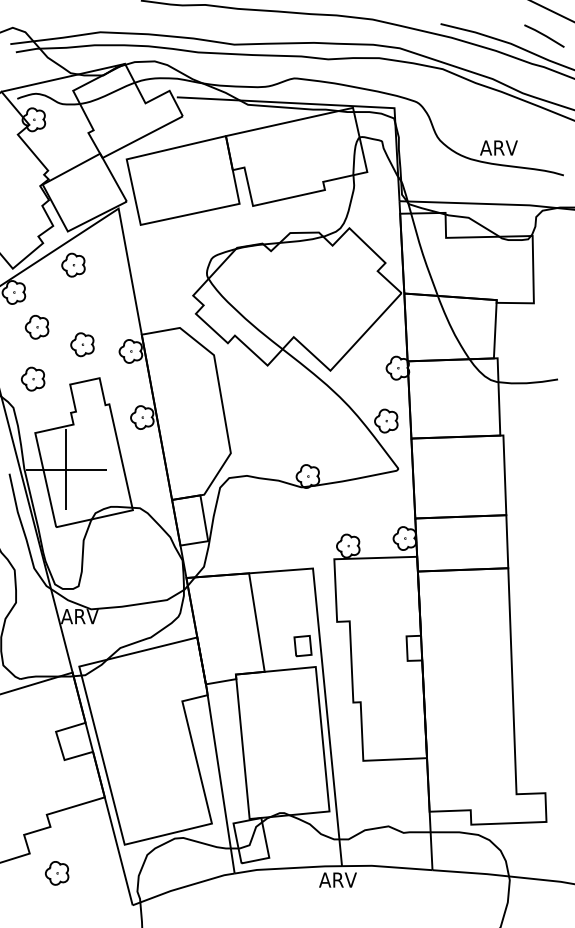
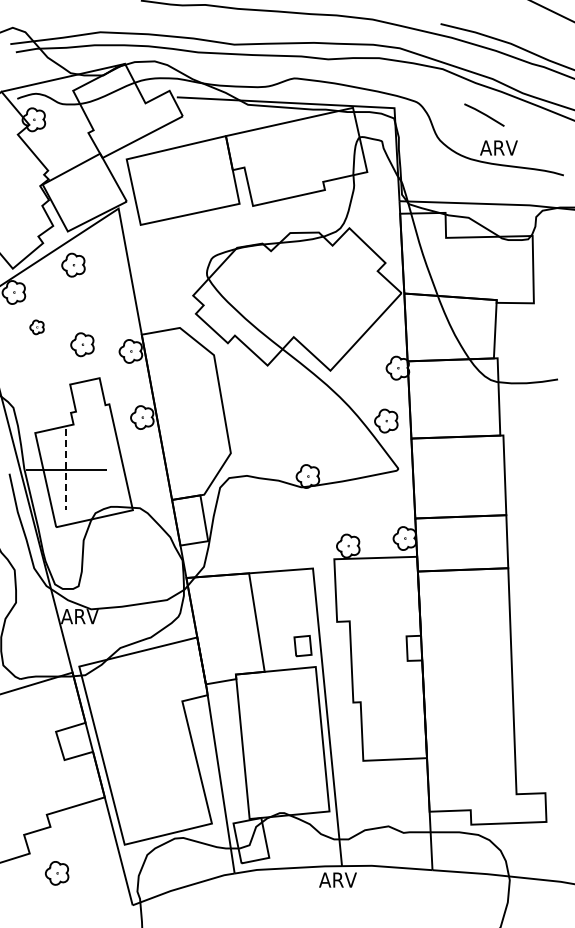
line position: (544, 35) -> (484, 114) (484, 114)
part size: 26x25 px -> 16x17 px (36, 327)
part: present -> none (33, 378)
line: solid -> dashed (66, 470)
